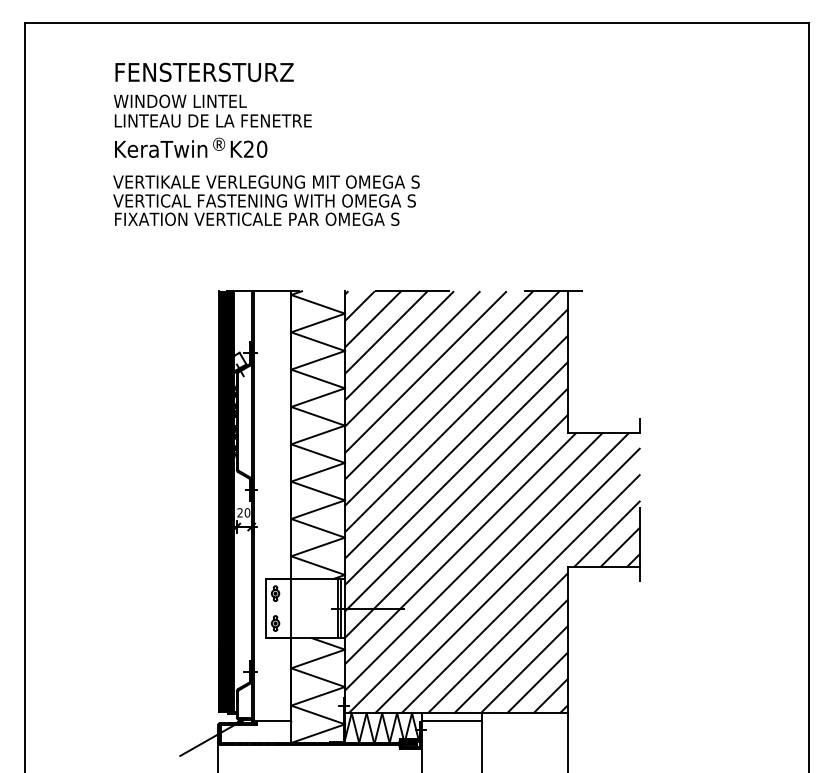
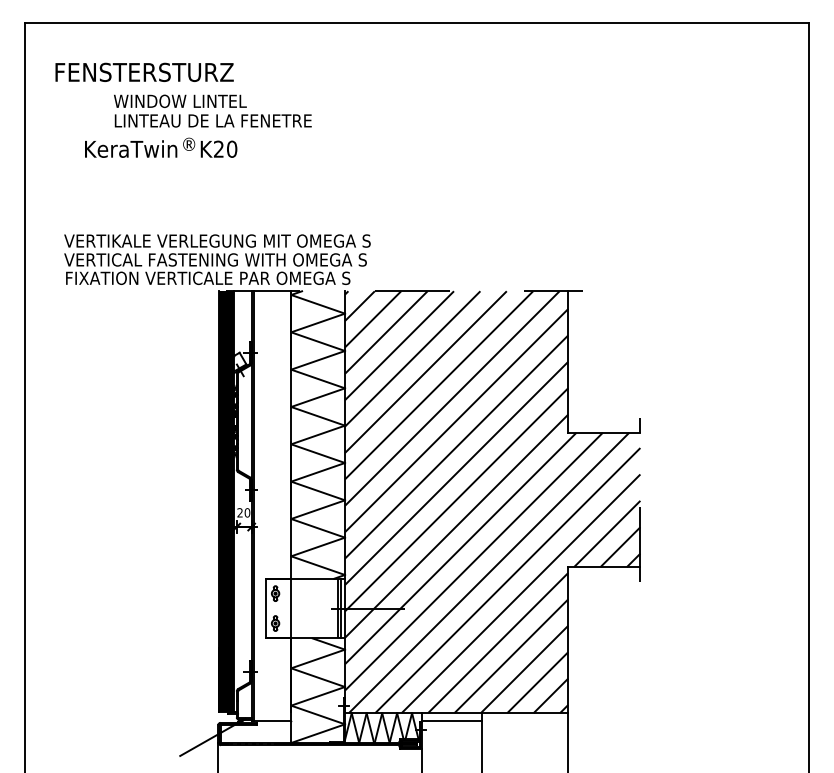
text position: (204, 71) -> (144, 71) (144, 71)
text position: (191, 147) -> (161, 147) (161, 147)
text position: (266, 200) -> (217, 259) (217, 259)
